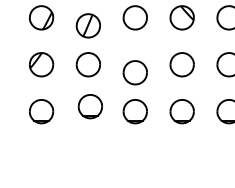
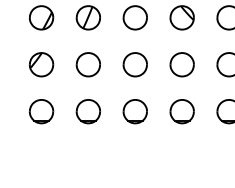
part position: (87, 25) -> (87, 17) (87, 17)
part position: (134, 72) -> (134, 64) (134, 64)
part position: (89, 106) -> (87, 111) (87, 111)
